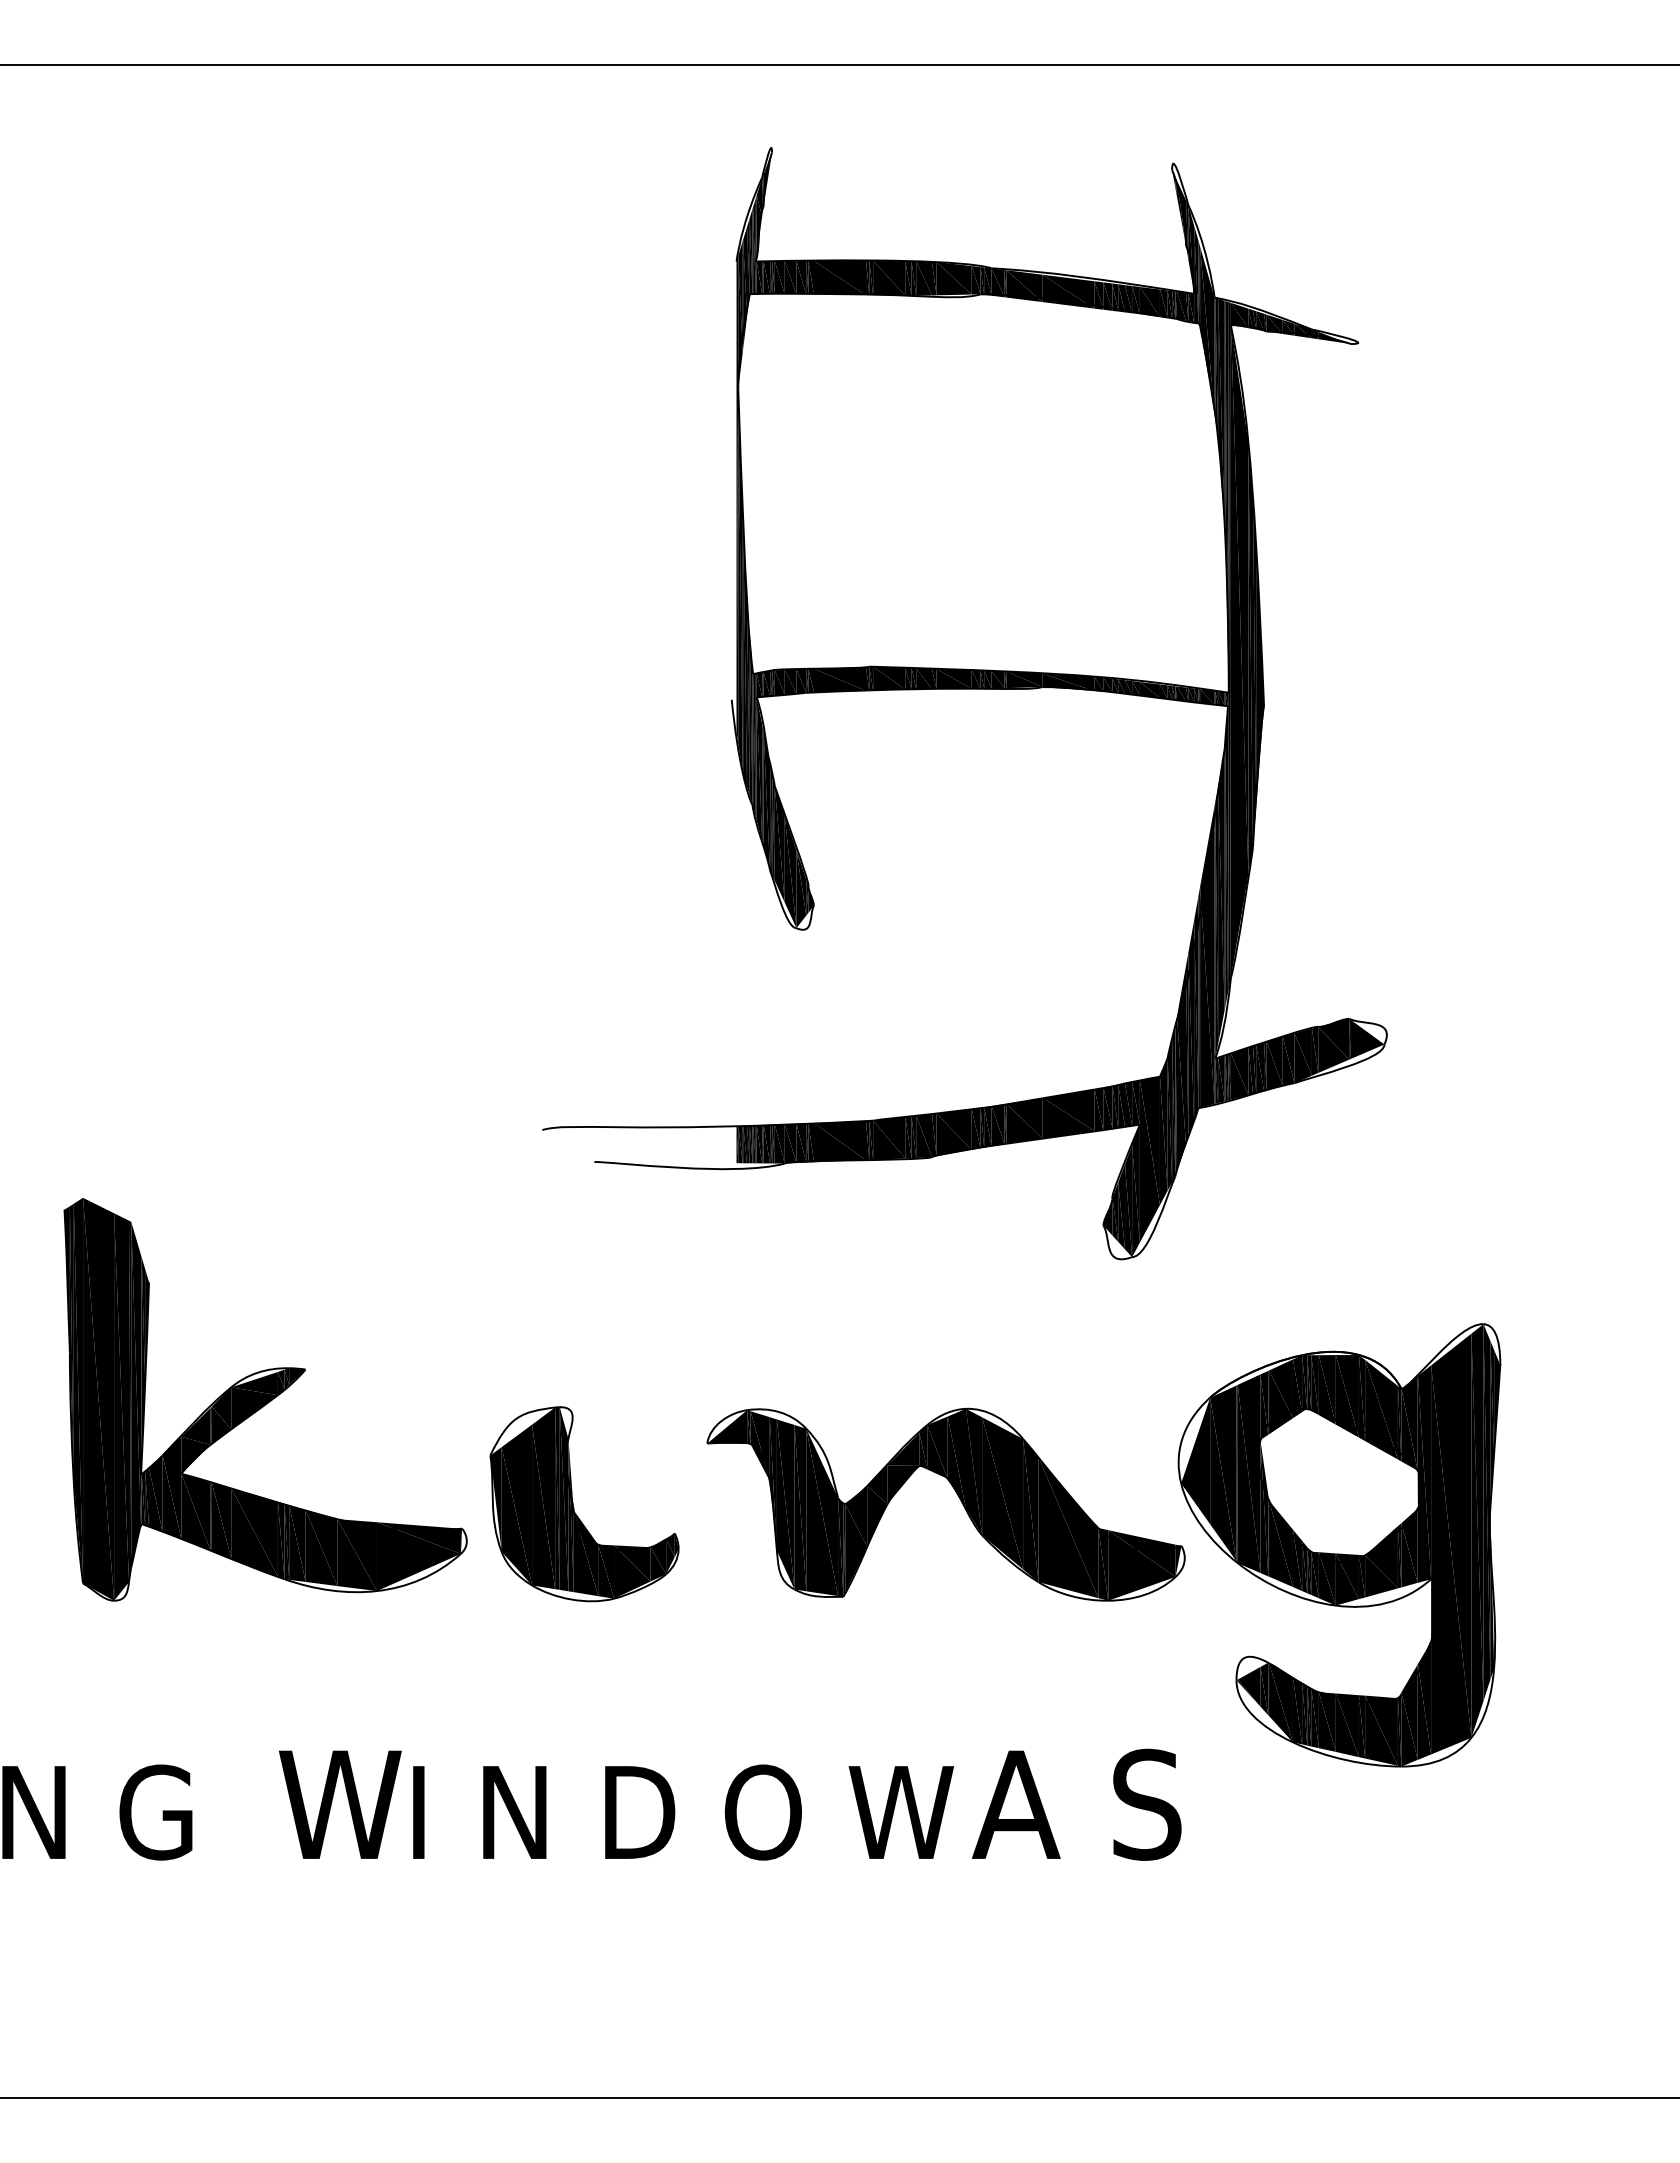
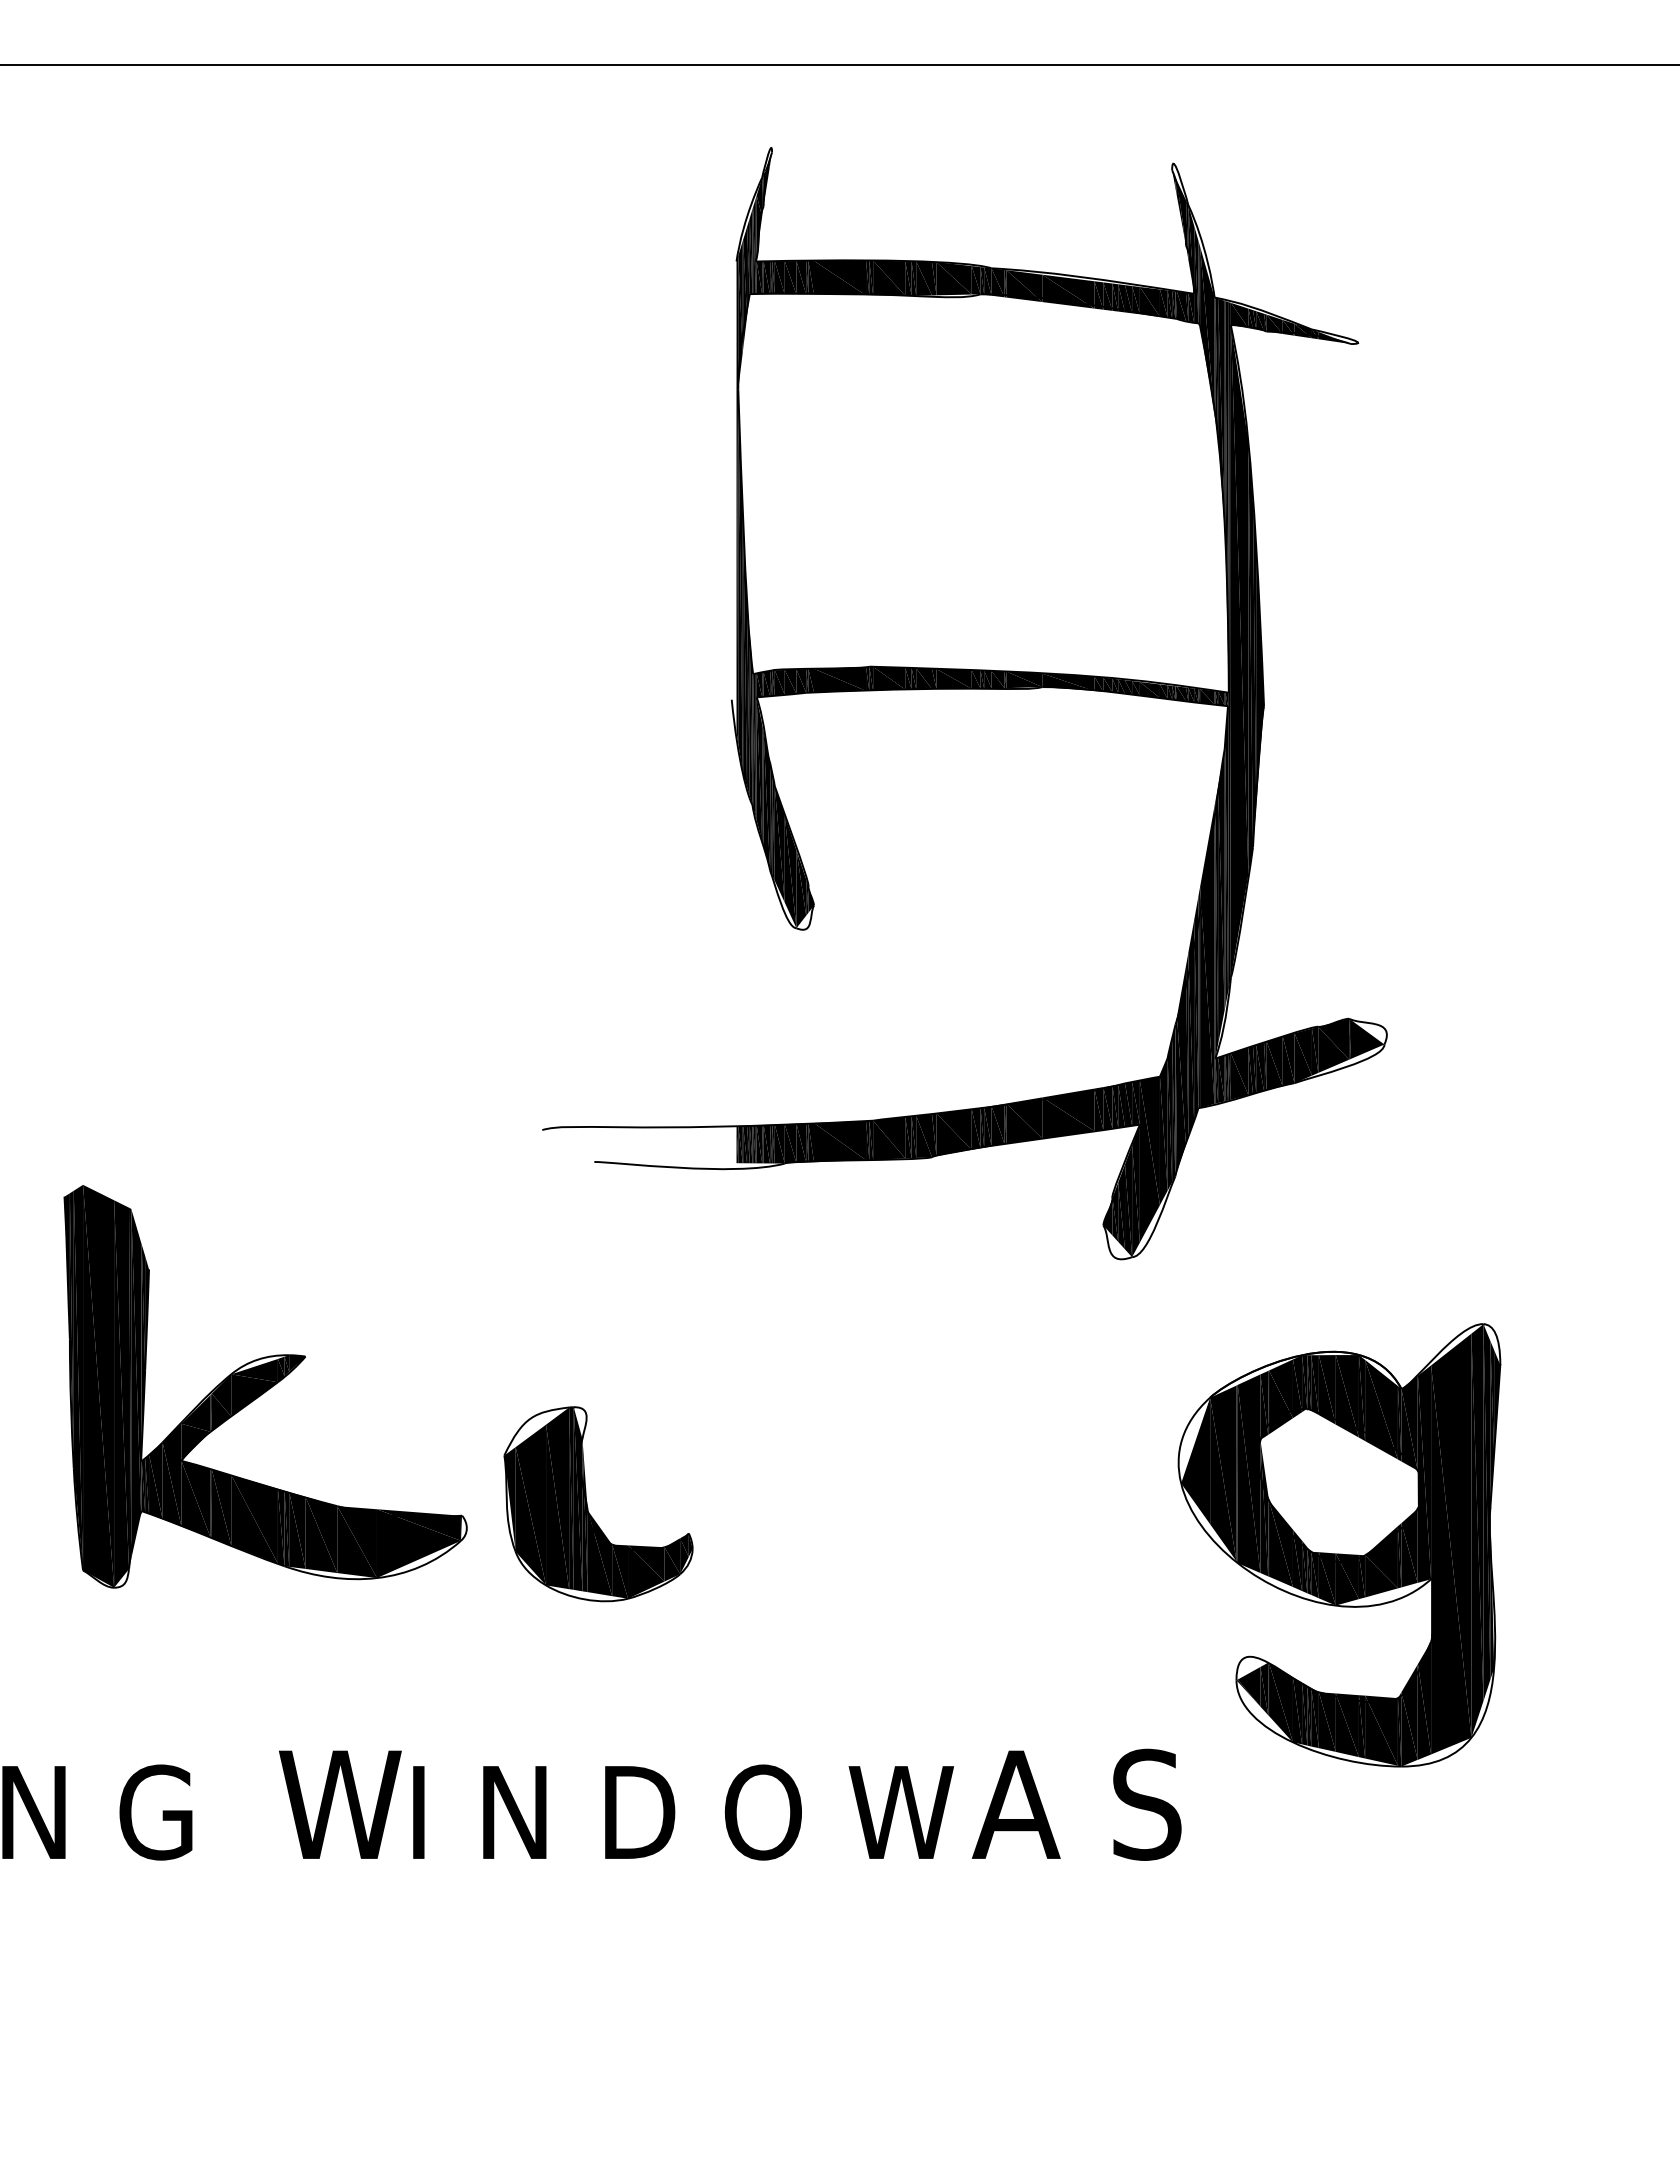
part position: (265, 1399) -> (265, 1386) (265, 1386)
part: present -> none (958, 1497)
part position: (574, 1507) -> (588, 1507) (588, 1507)
line: present -> none (839, 2098)
